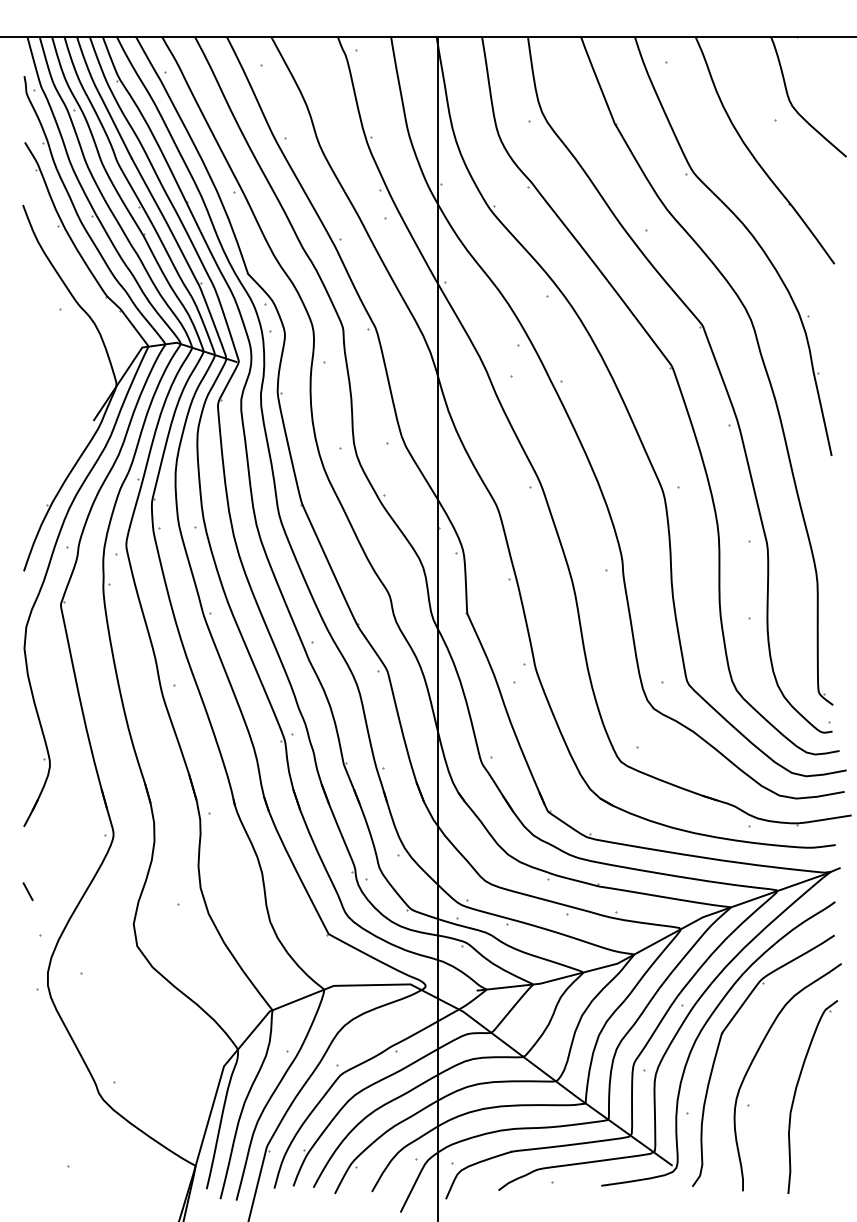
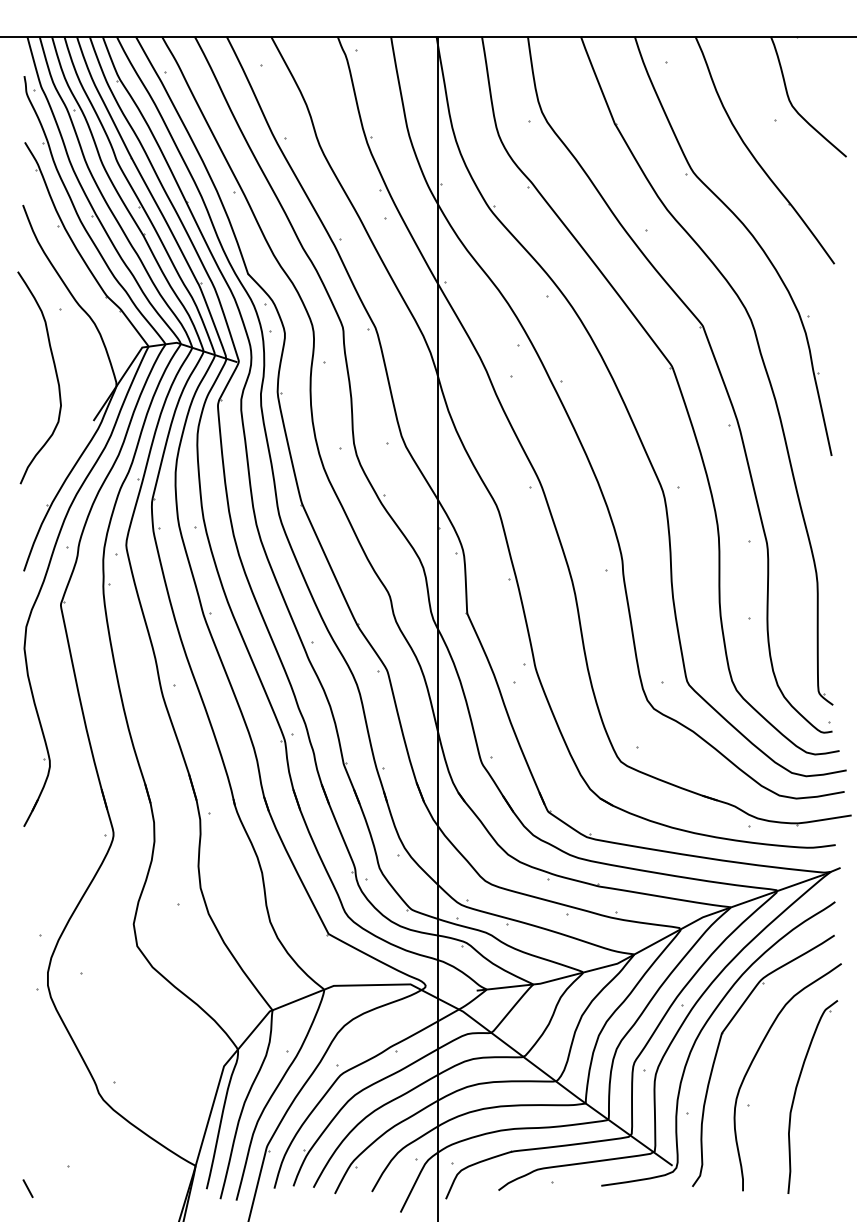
curve: none -> present (55, 374)
line position: (27, 891) -> (27, 1188) (27, 1188)
